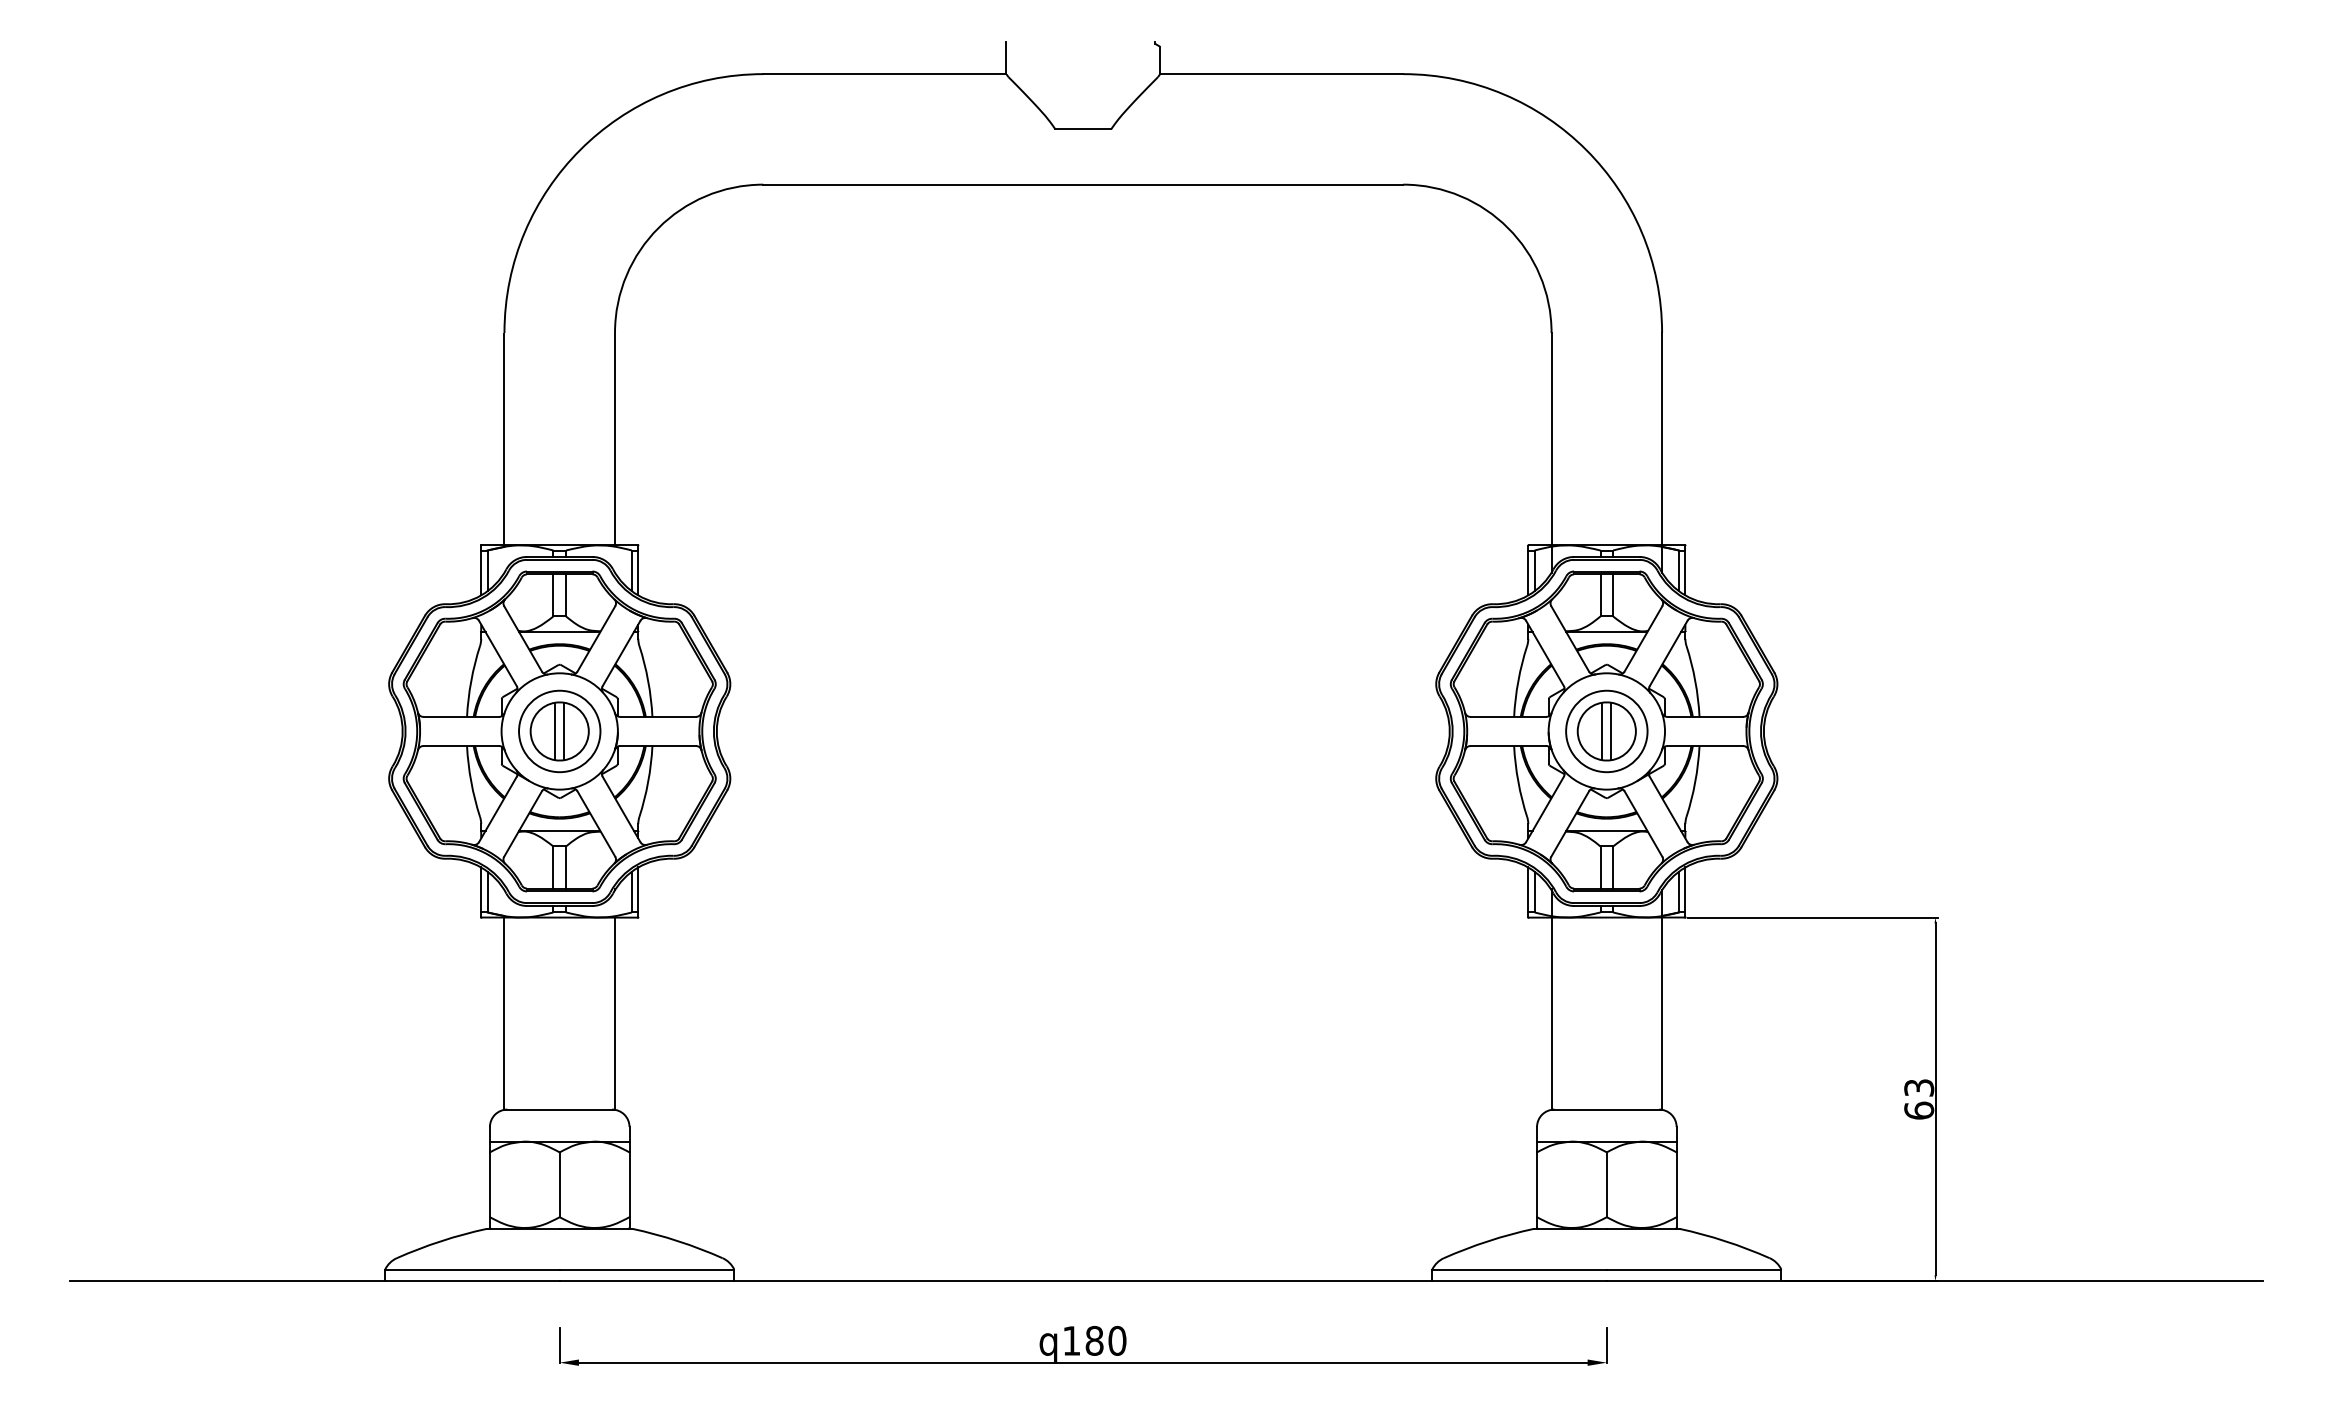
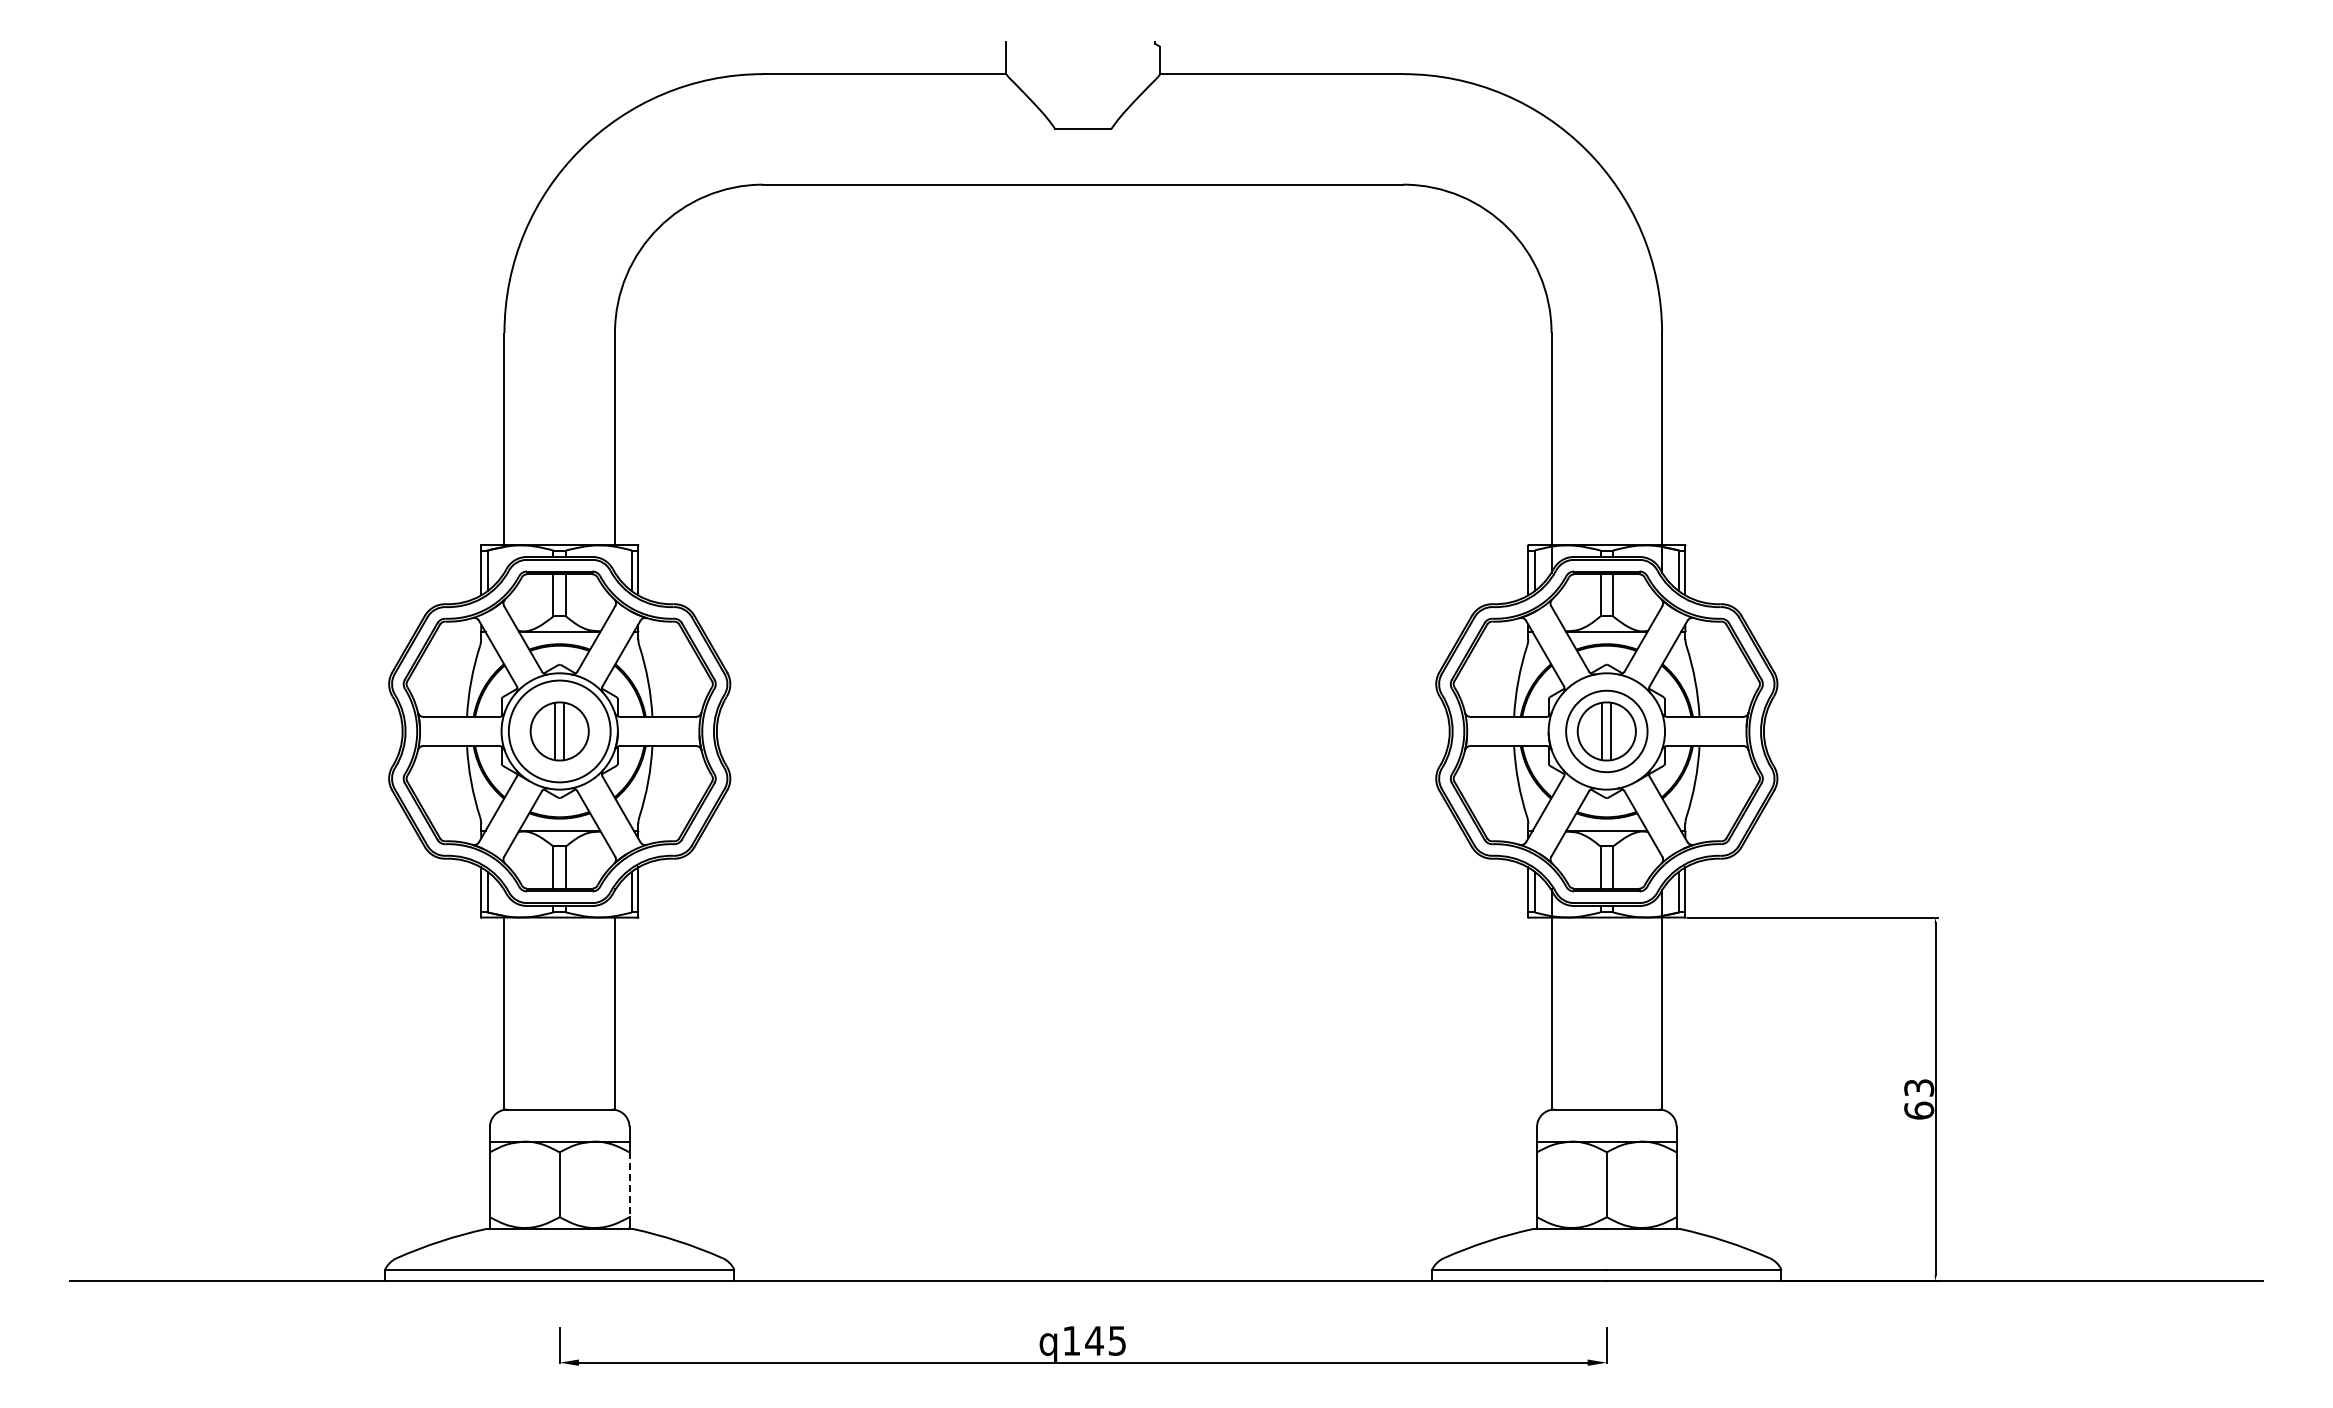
circle diameter: 81 px -> 102 px (559, 731)
line: solid -> dashed (629, 1185)
text: q180 -> q145 (1105, 1340)
